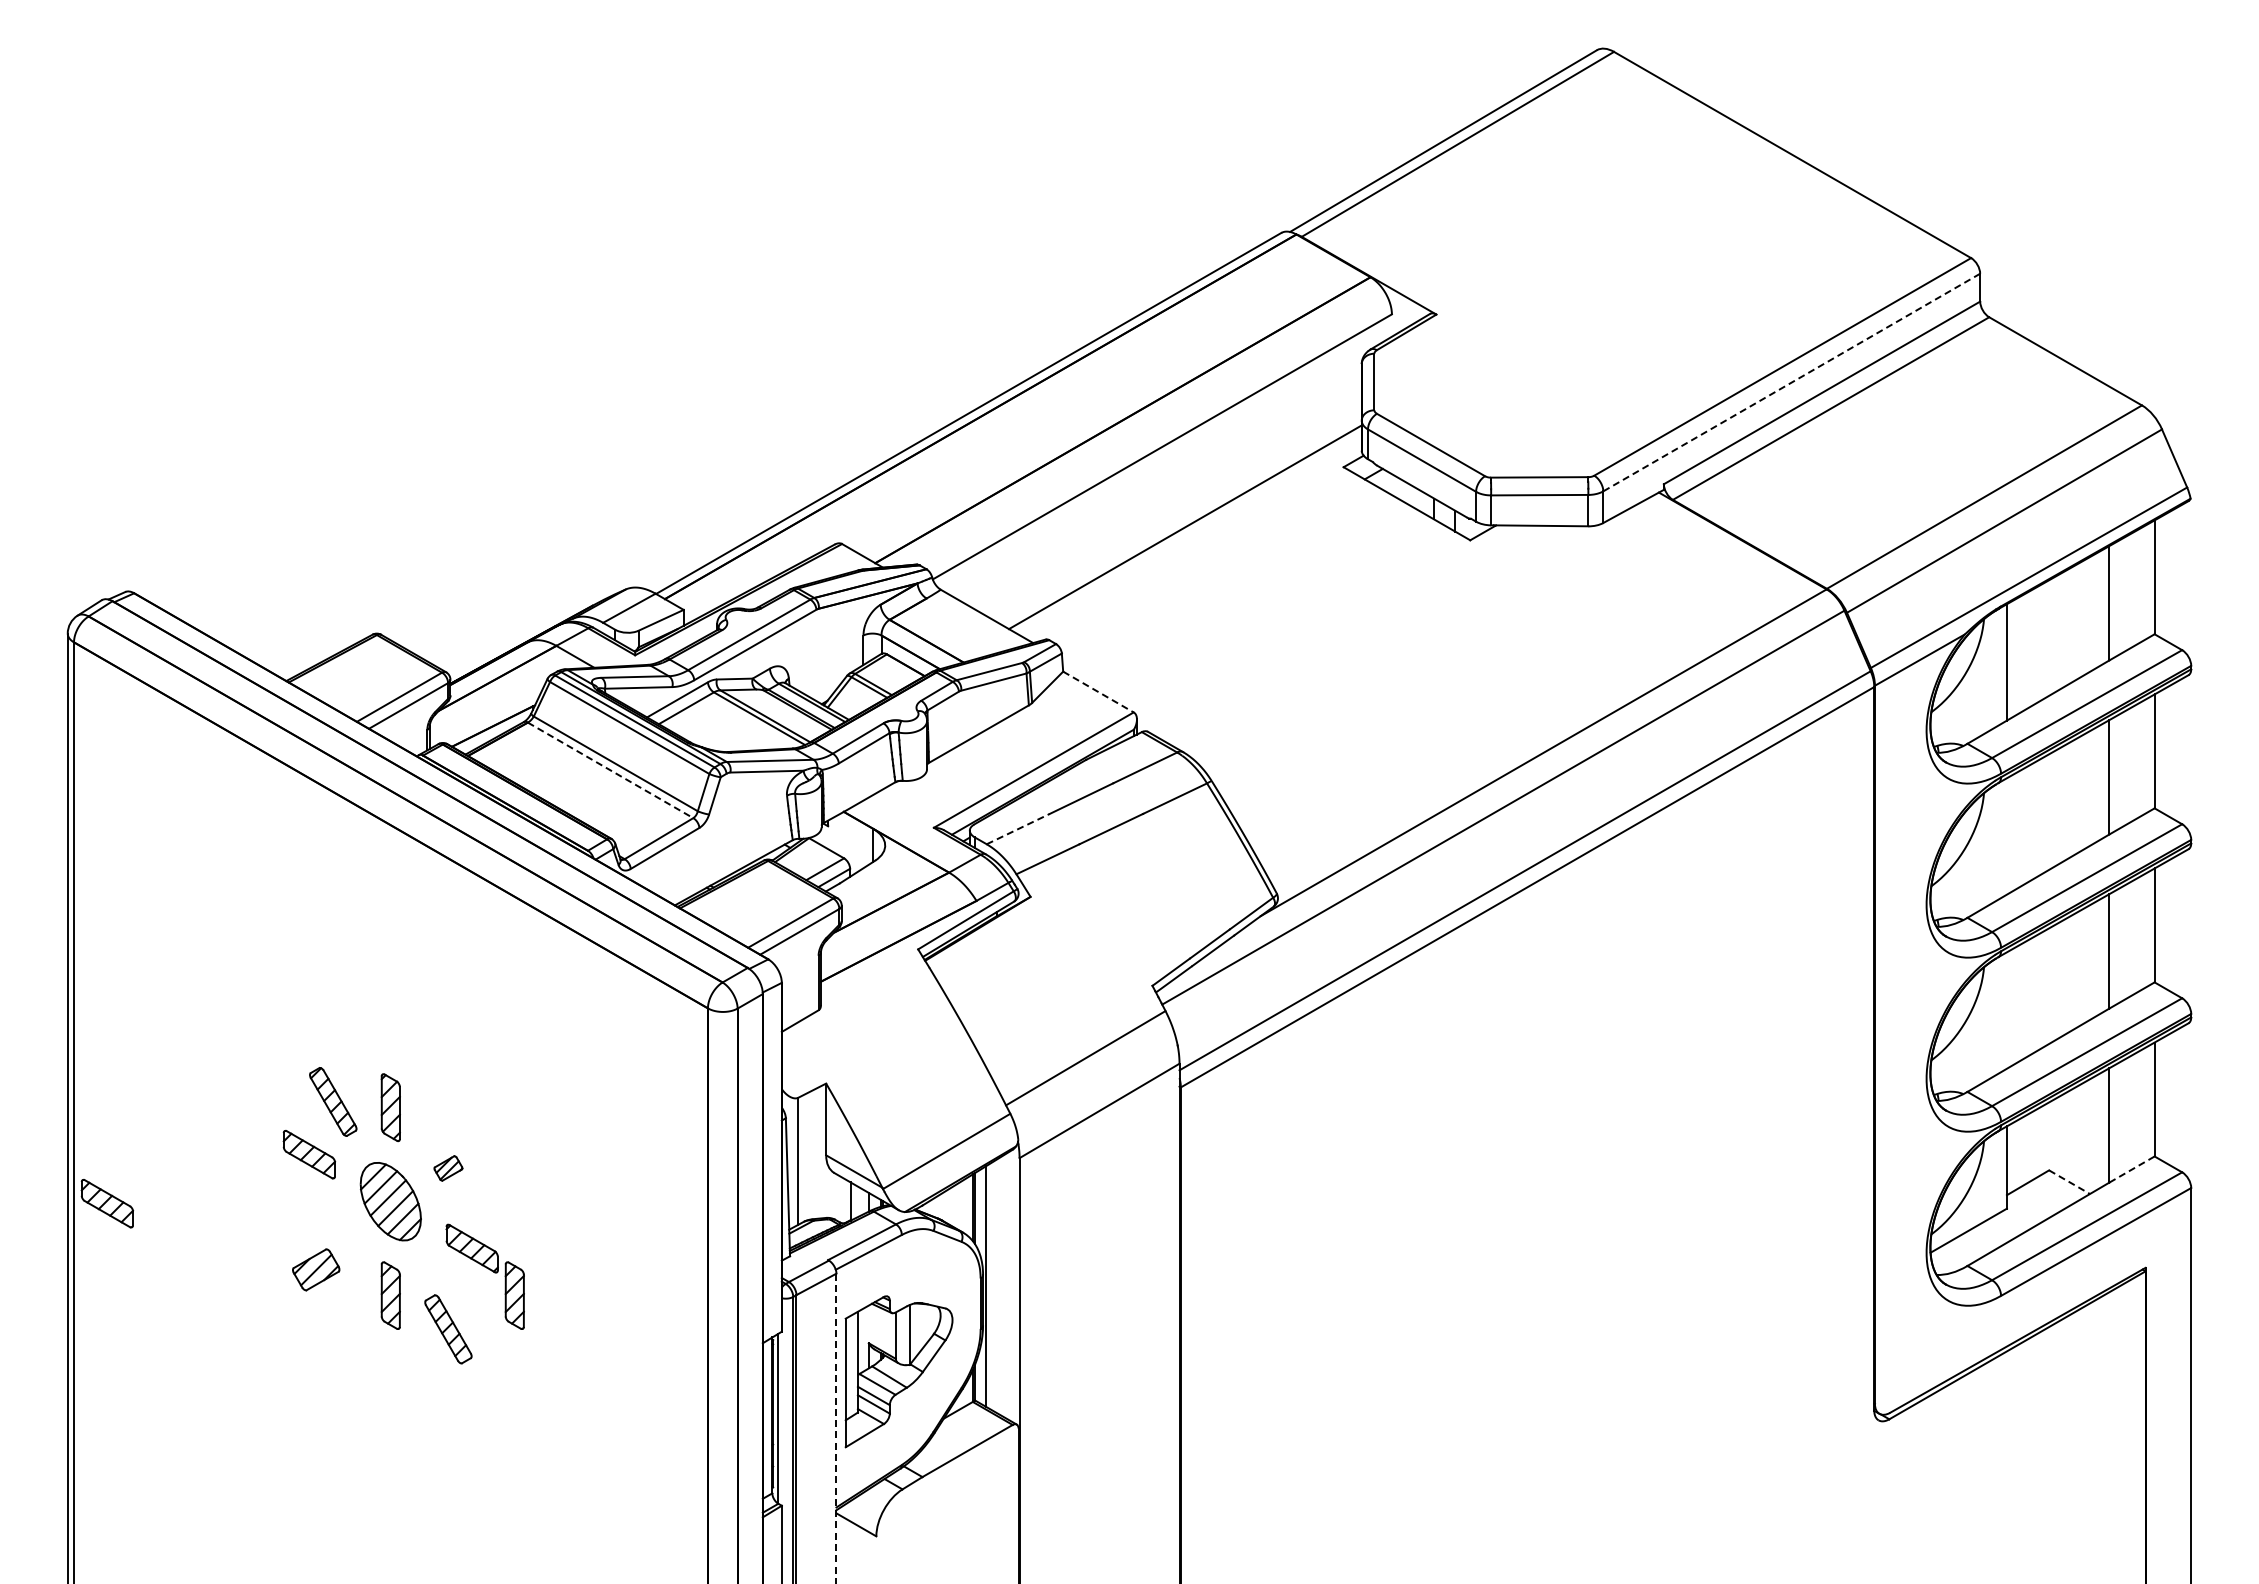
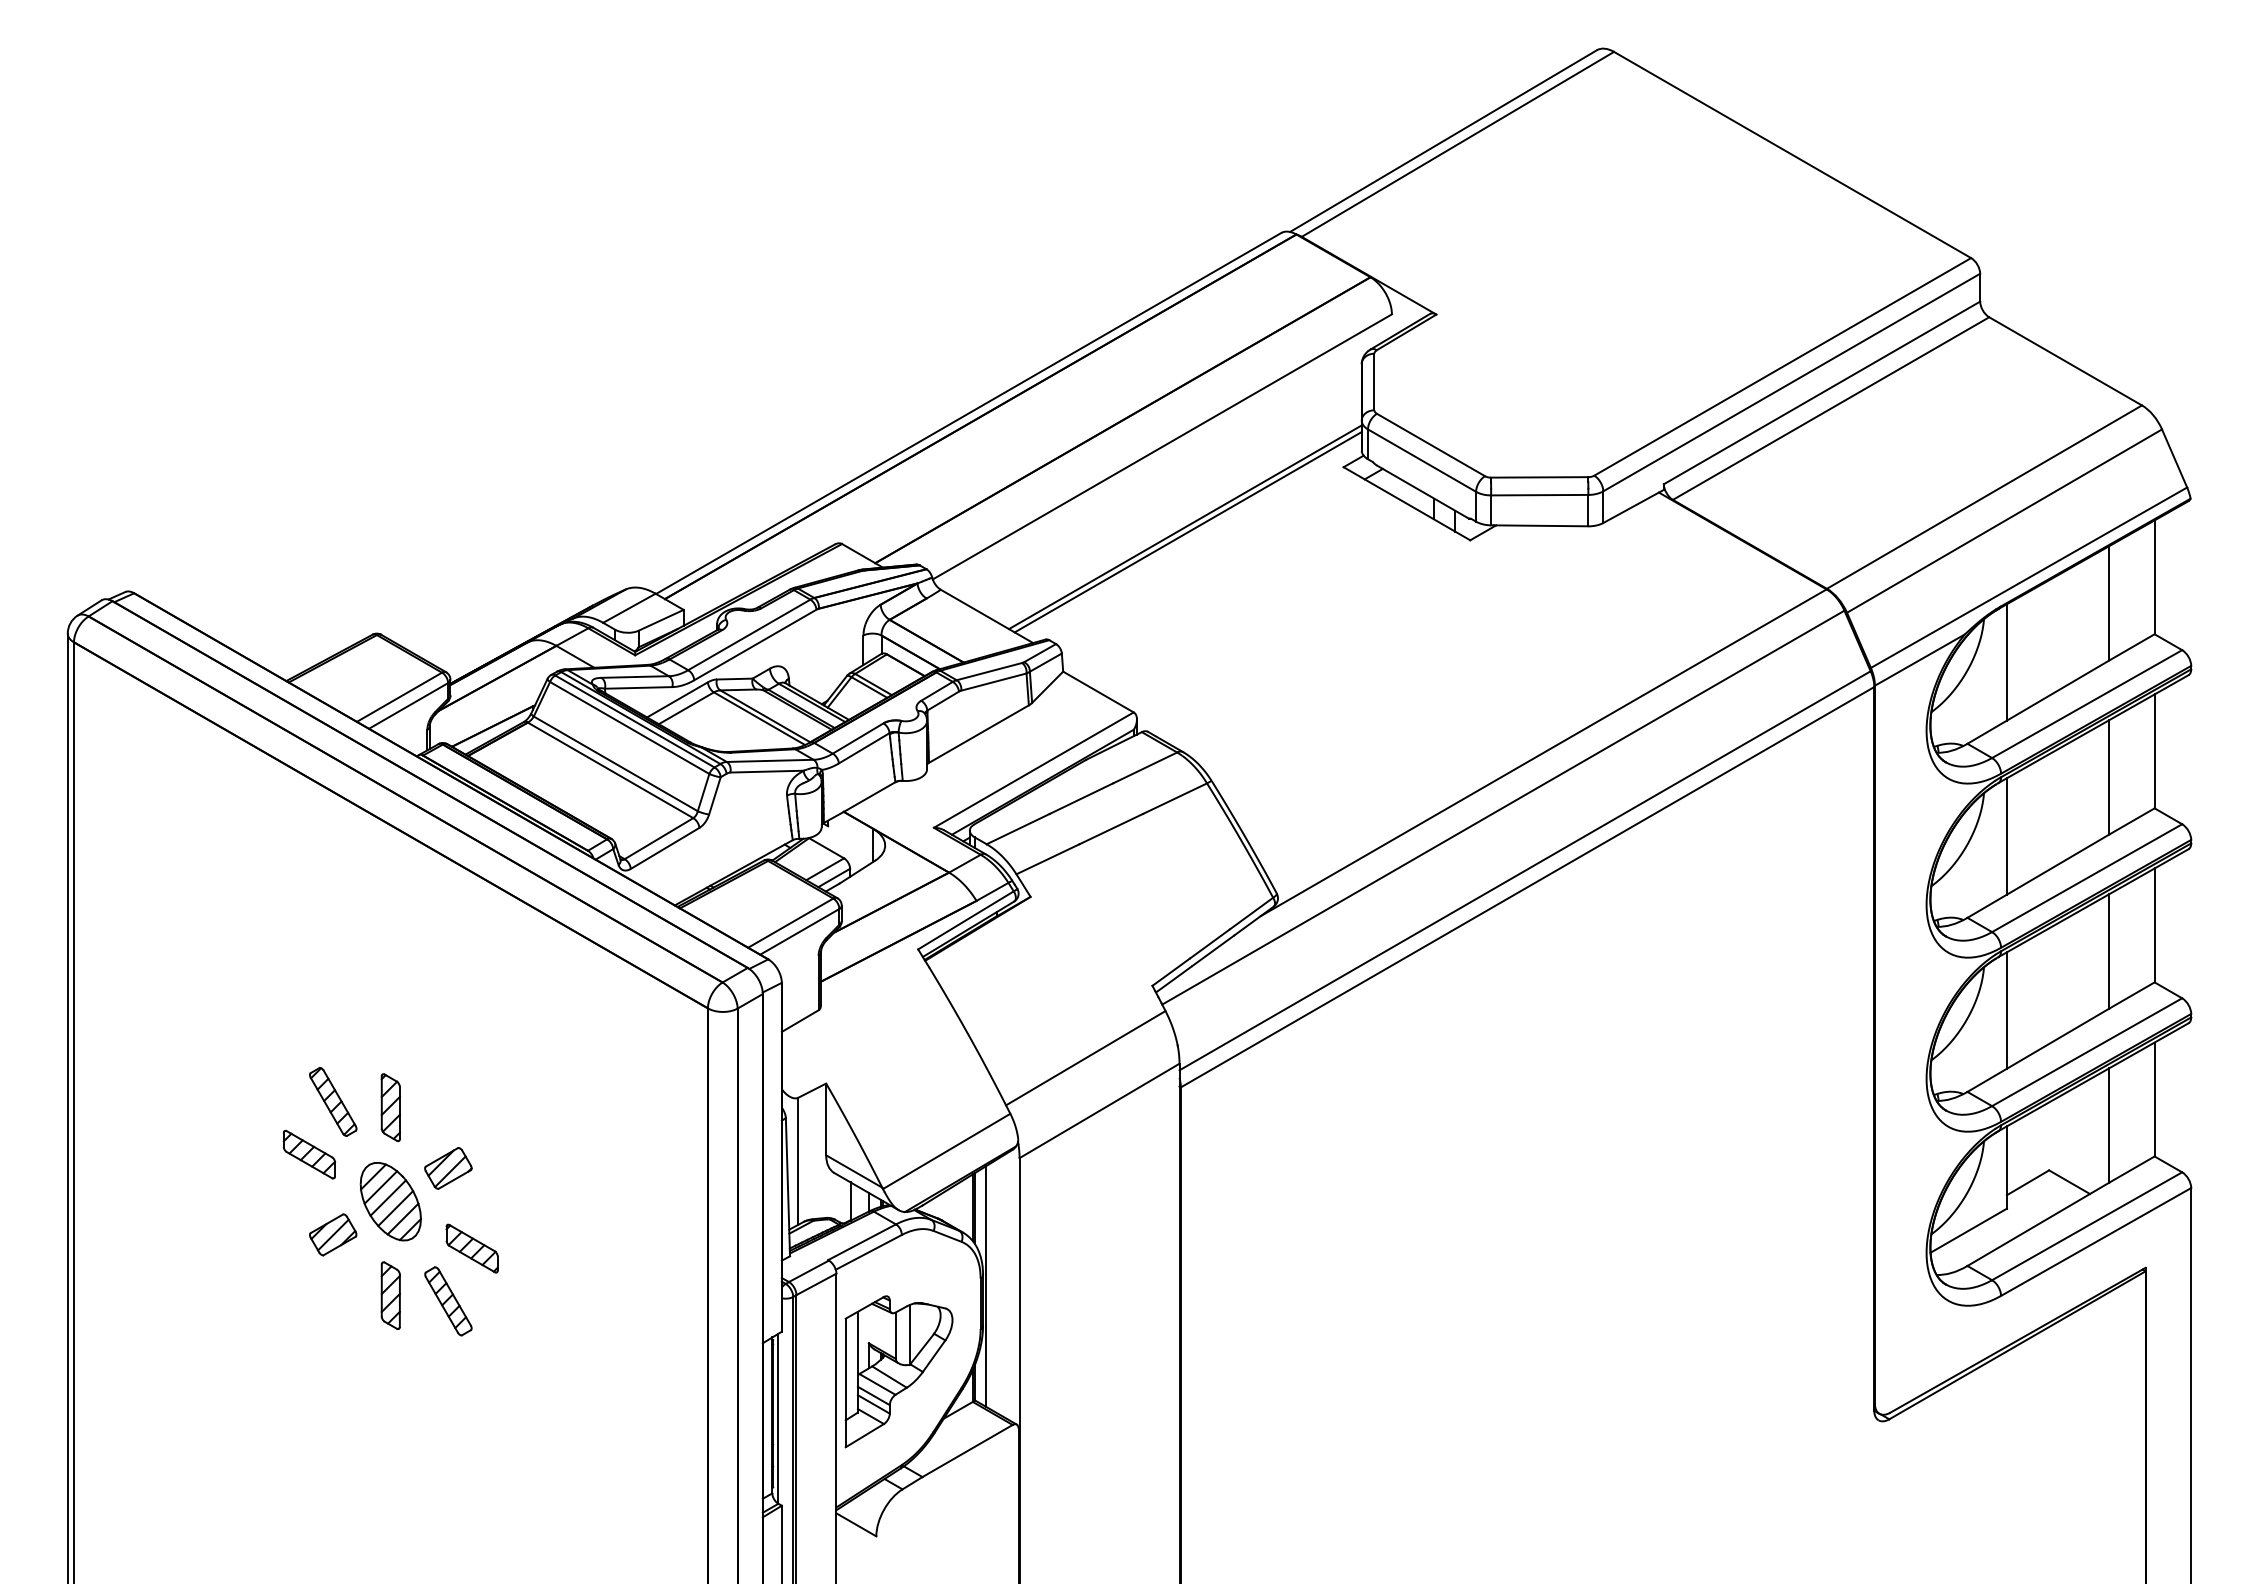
line: dashed -> solid (1791, 382)
line: none -> present (1187, 532)
line: dashed -> solid (1098, 692)
line: dashed -> solid (610, 770)
line: dashed -> solid (1018, 829)
line: none -> present (2006, 836)
line: none -> present (2006, 1010)
part size: 31x27 px -> 49x43 px (448, 1168)
line: dashed -> solid (2132, 1169)
line: dashed -> solid (2069, 1182)
part: present -> none (107, 1203)
part position: (316, 1269) -> (333, 1234) (333, 1234)
part: present -> none (514, 1295)
part position: (448, 1329) -> (448, 1301) (448, 1301)
line: dashed -> solid (836, 1428)
